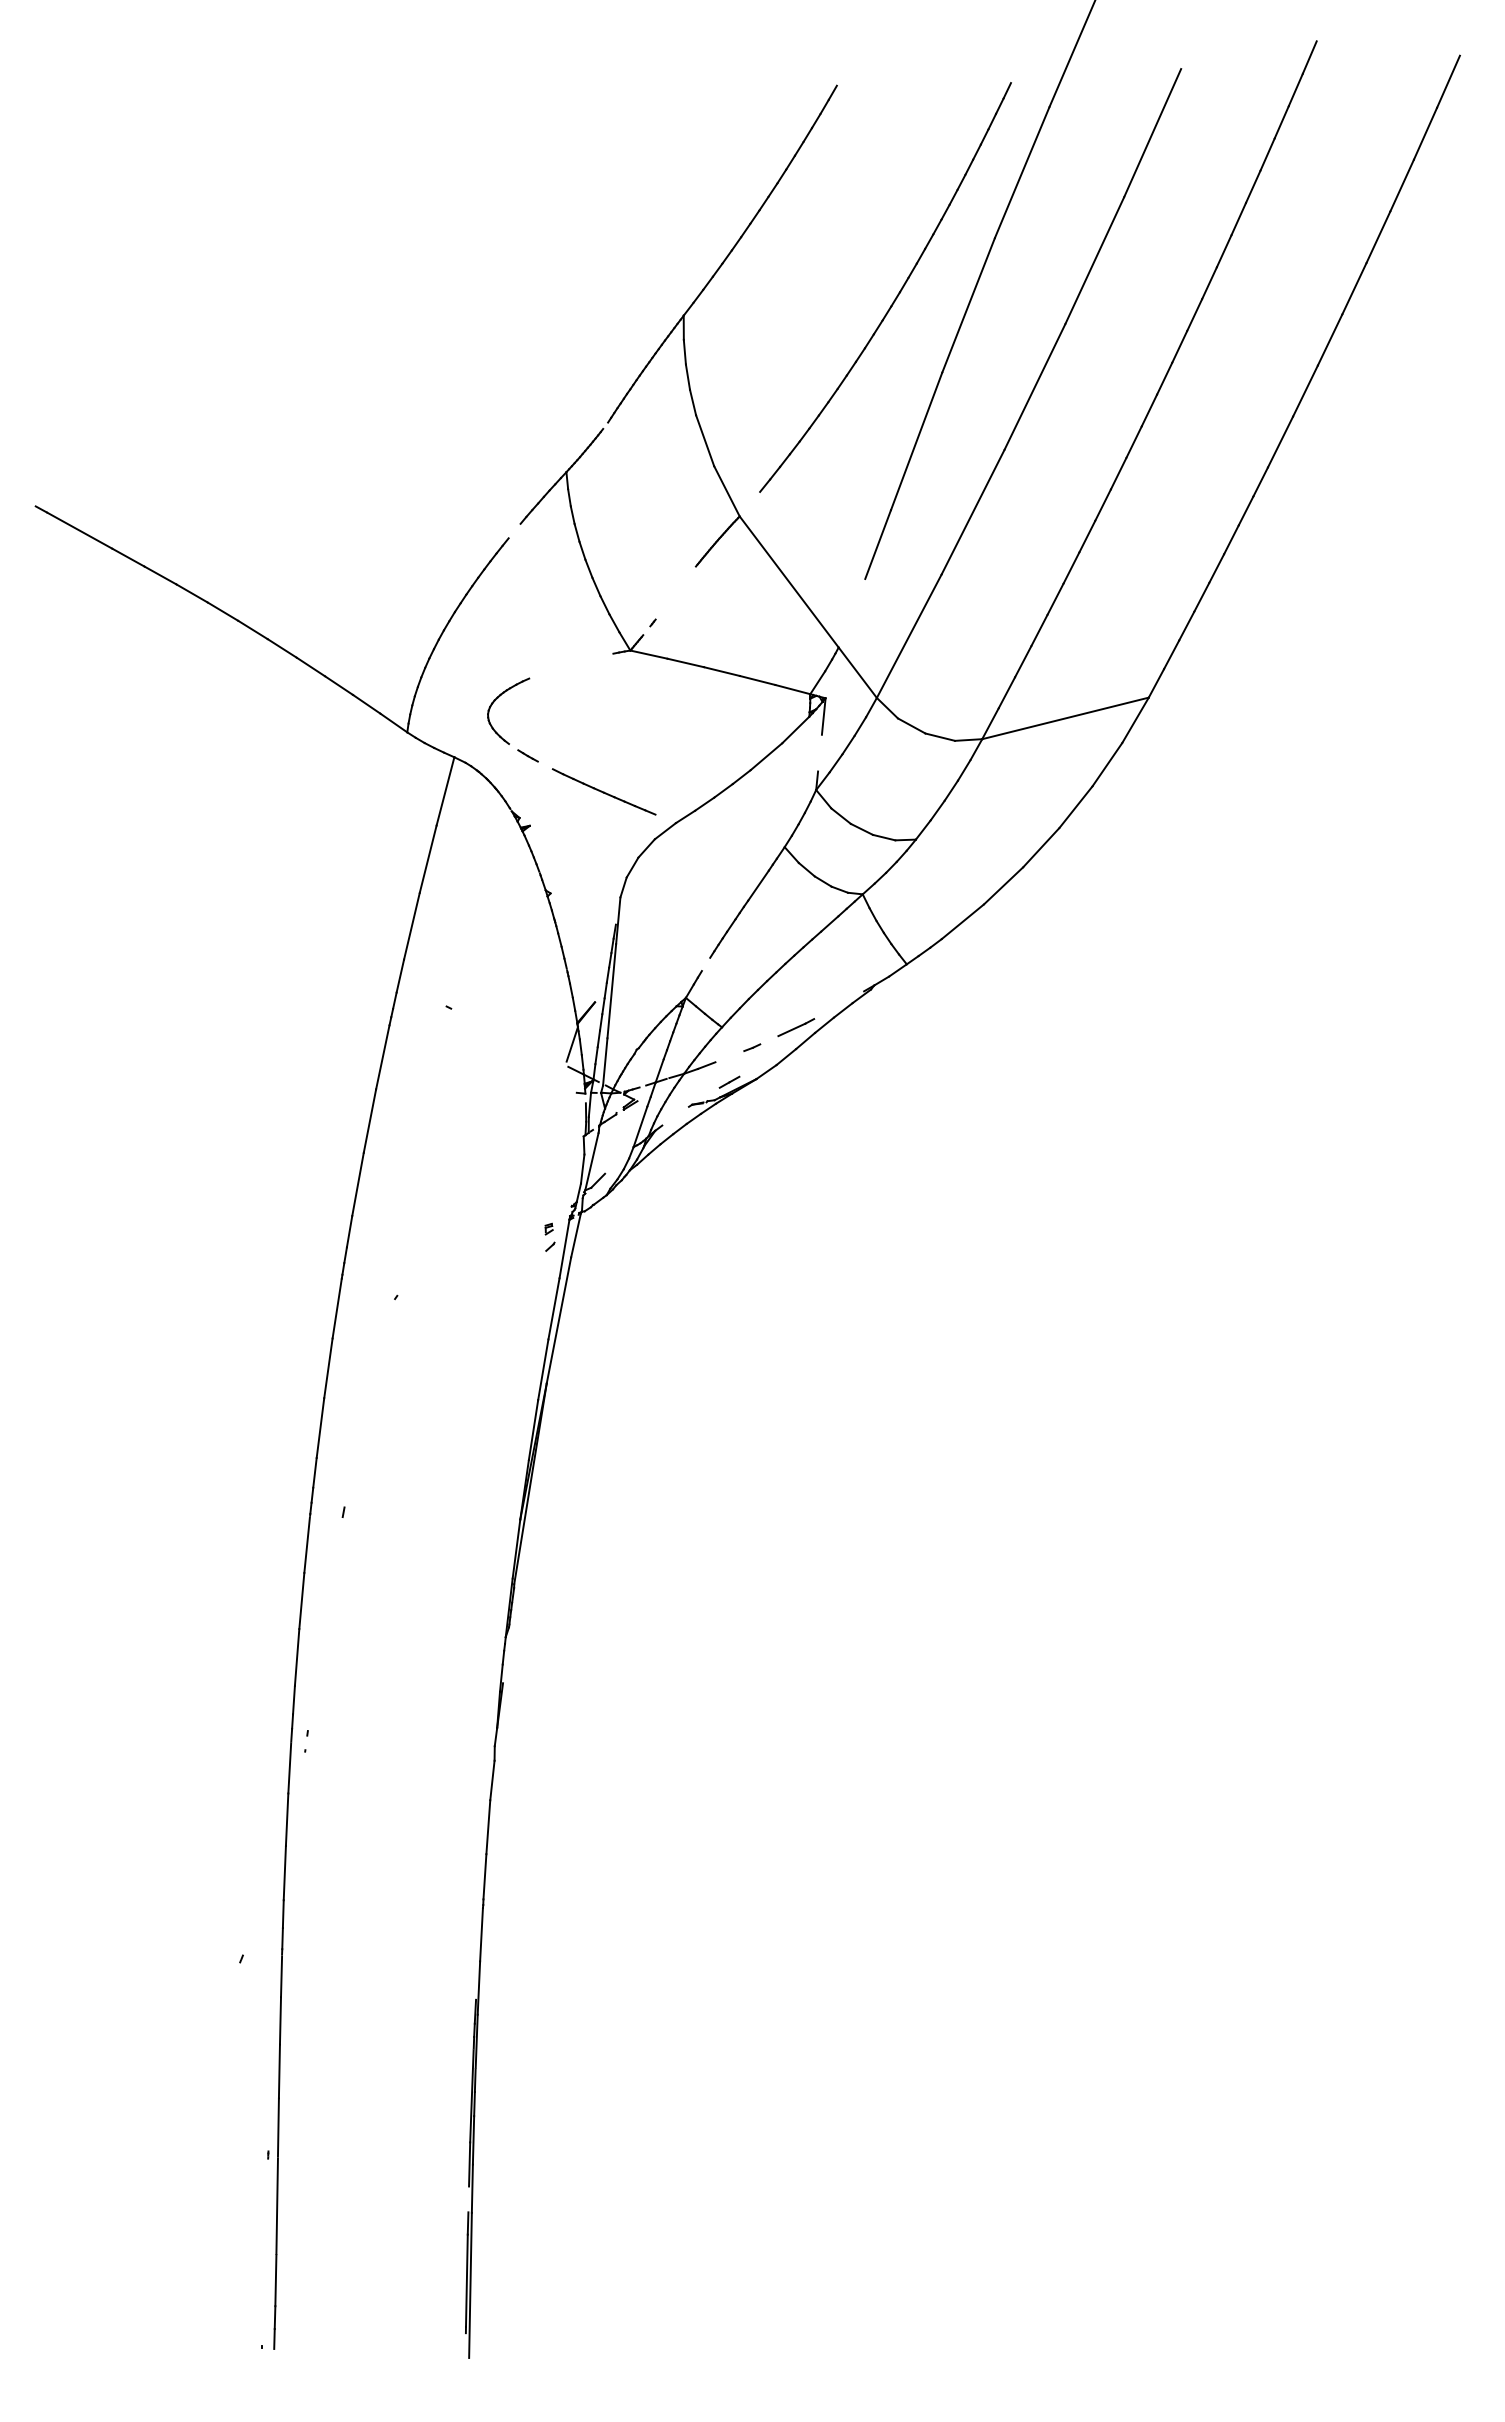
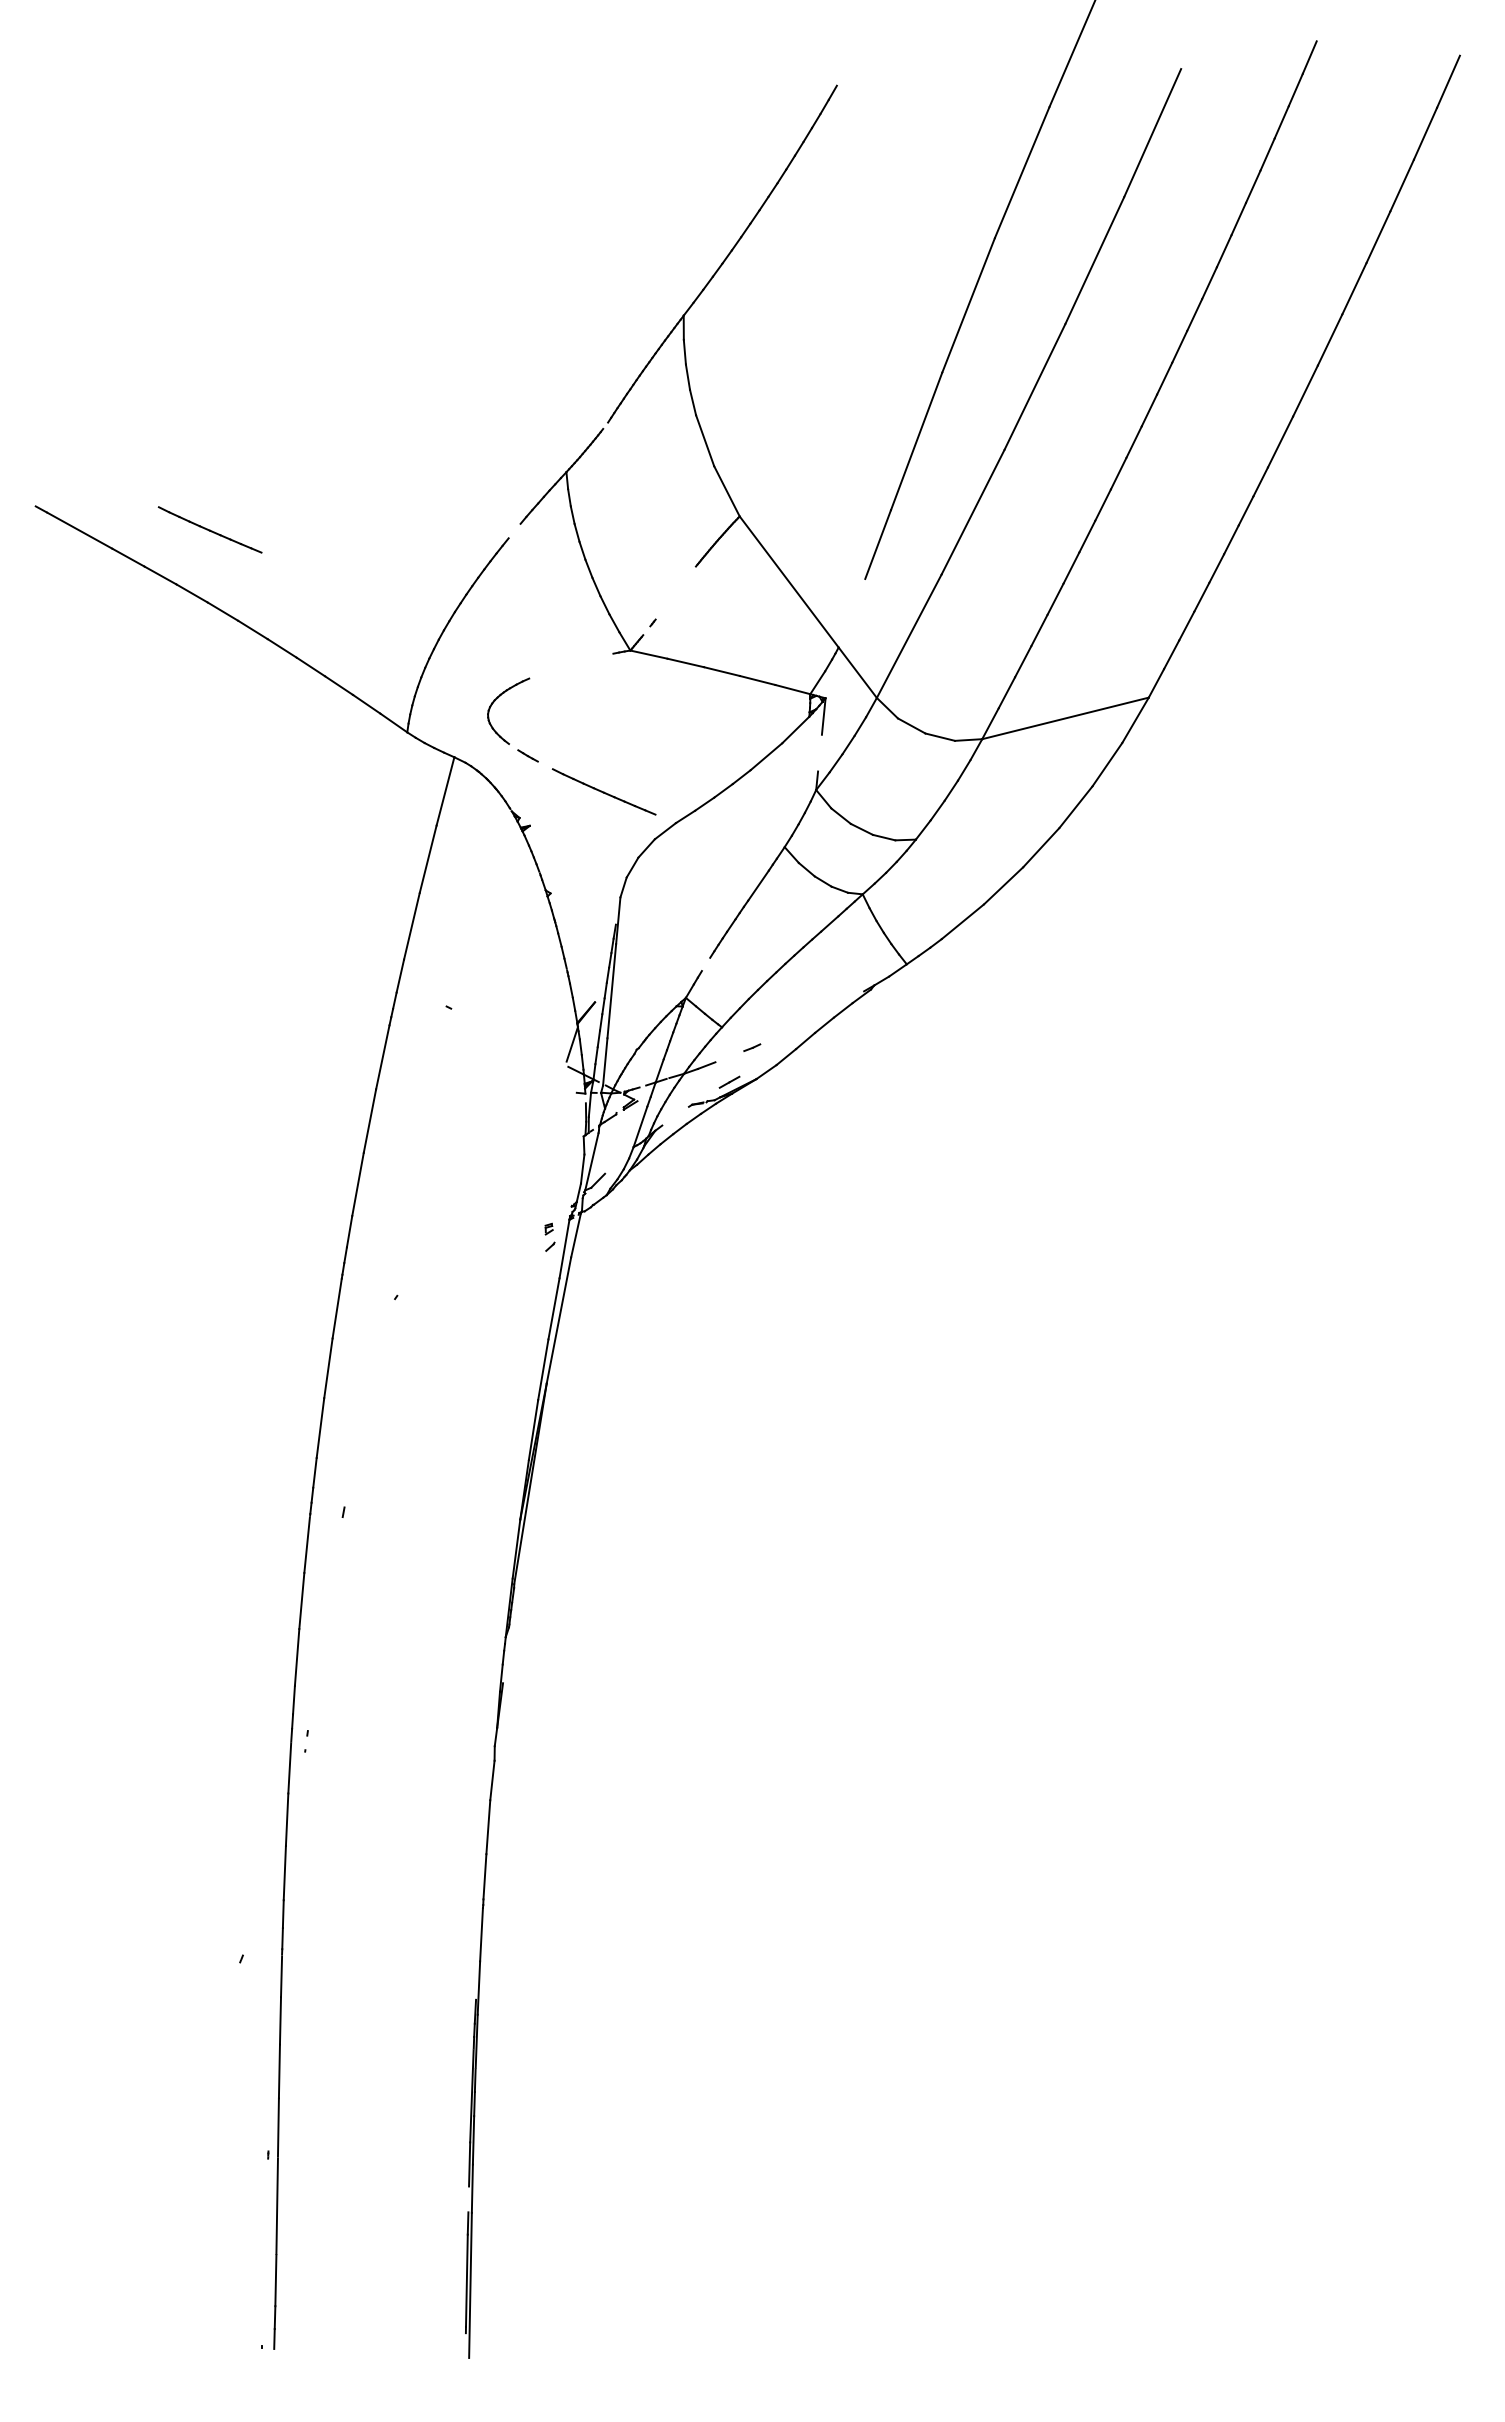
part: present -> none (896, 295)
line: none -> present (209, 529)
line: present -> none (796, 1027)
